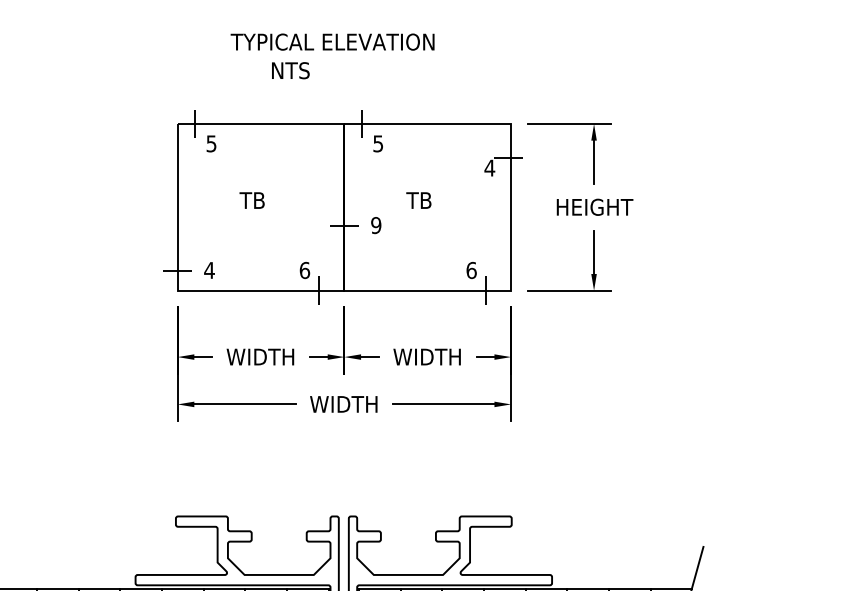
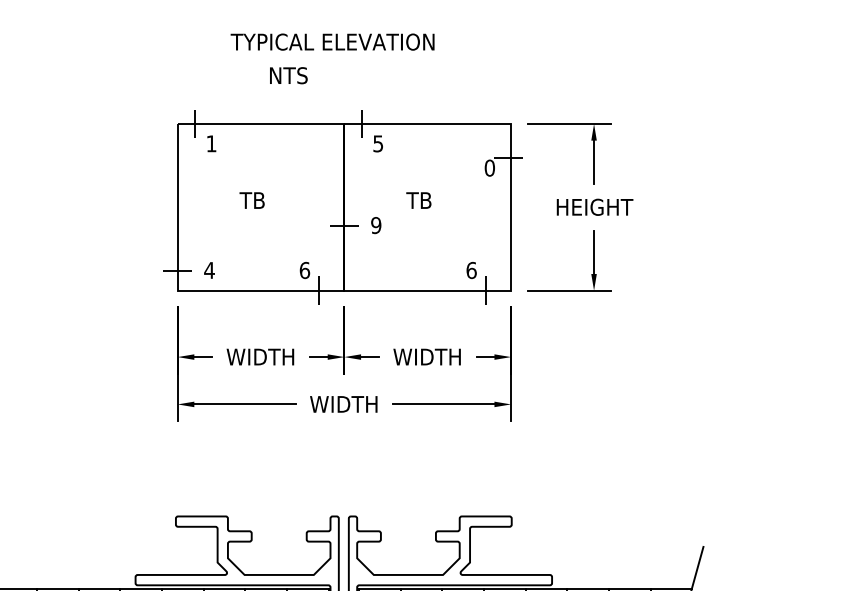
text position: (290, 70) -> (288, 75) (288, 75)
text: 5 -> 1 (211, 143)
text: 4 -> 0 (489, 167)
